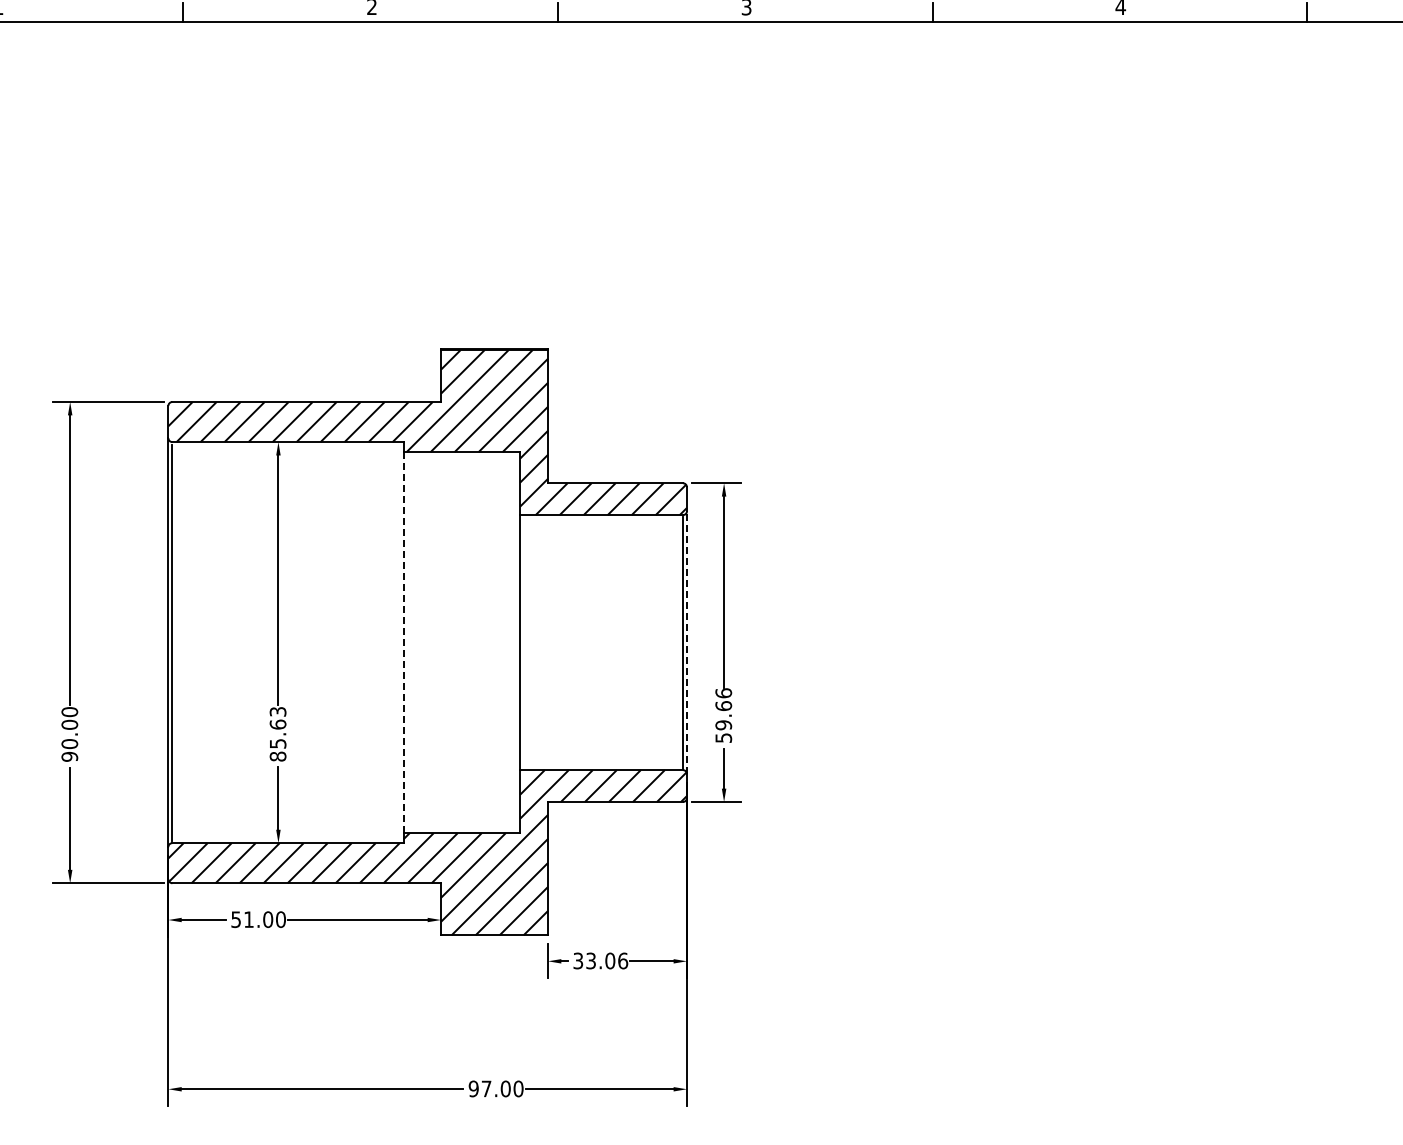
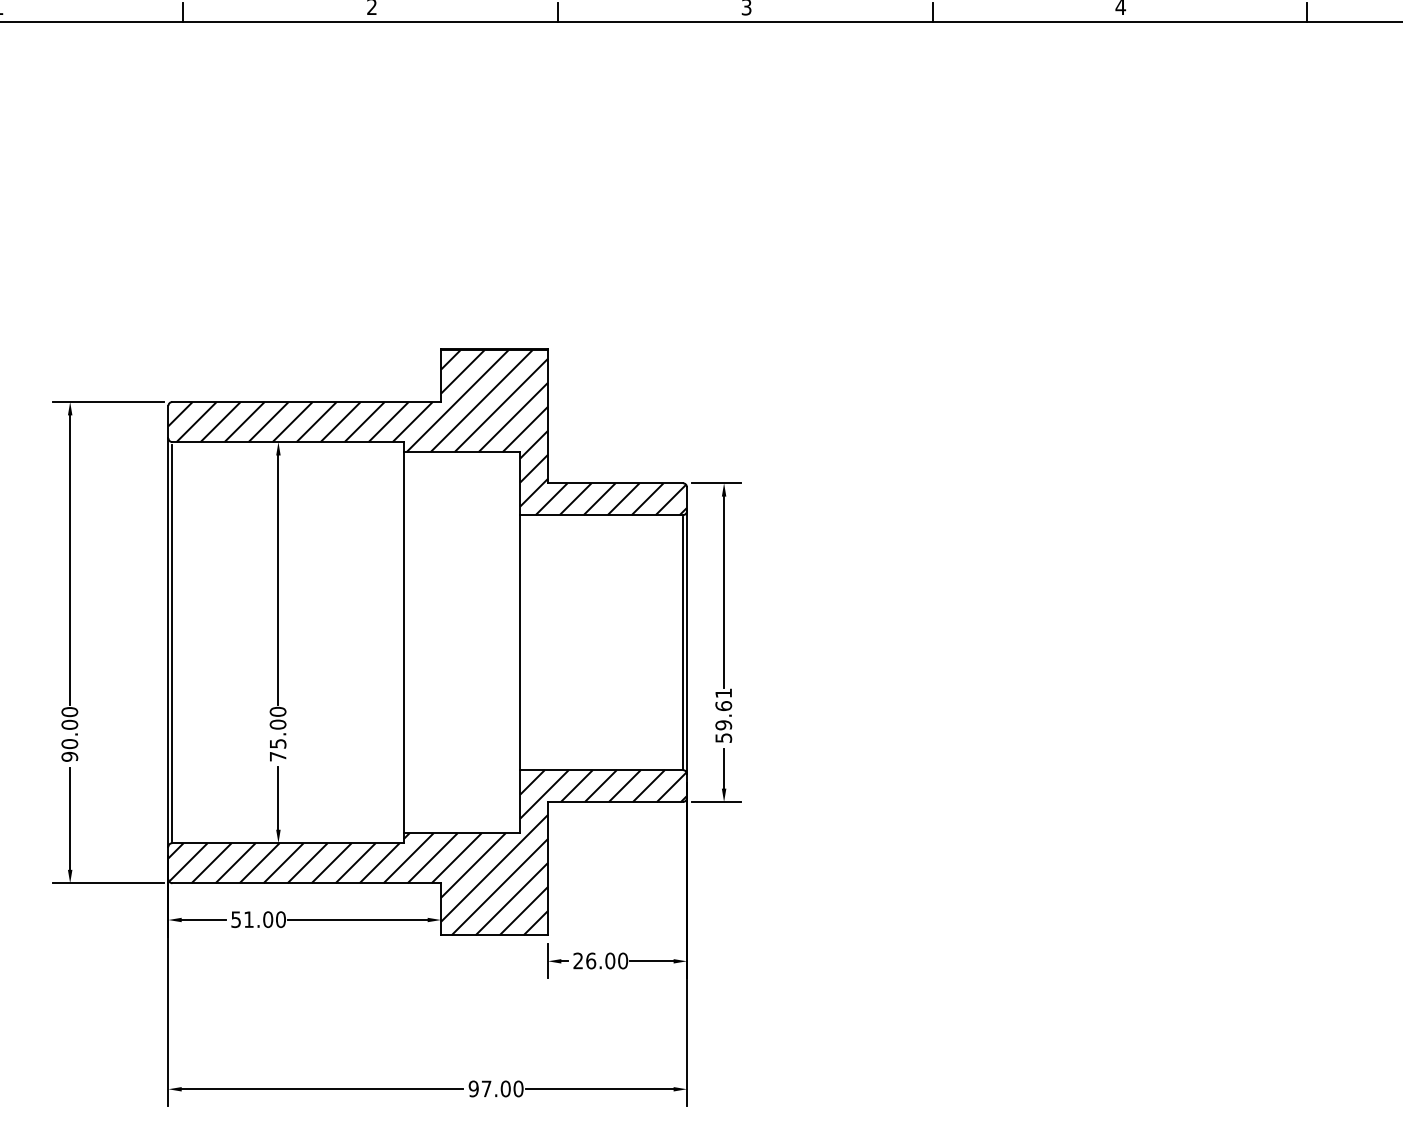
line: dashed -> solid (687, 642)
line: dashed -> solid (403, 643)
text: 59.66 -> 59.61 (723, 693)
text: 85.63 -> 75.00 (277, 733)
text: 33.06 -> 26.00 (600, 960)
